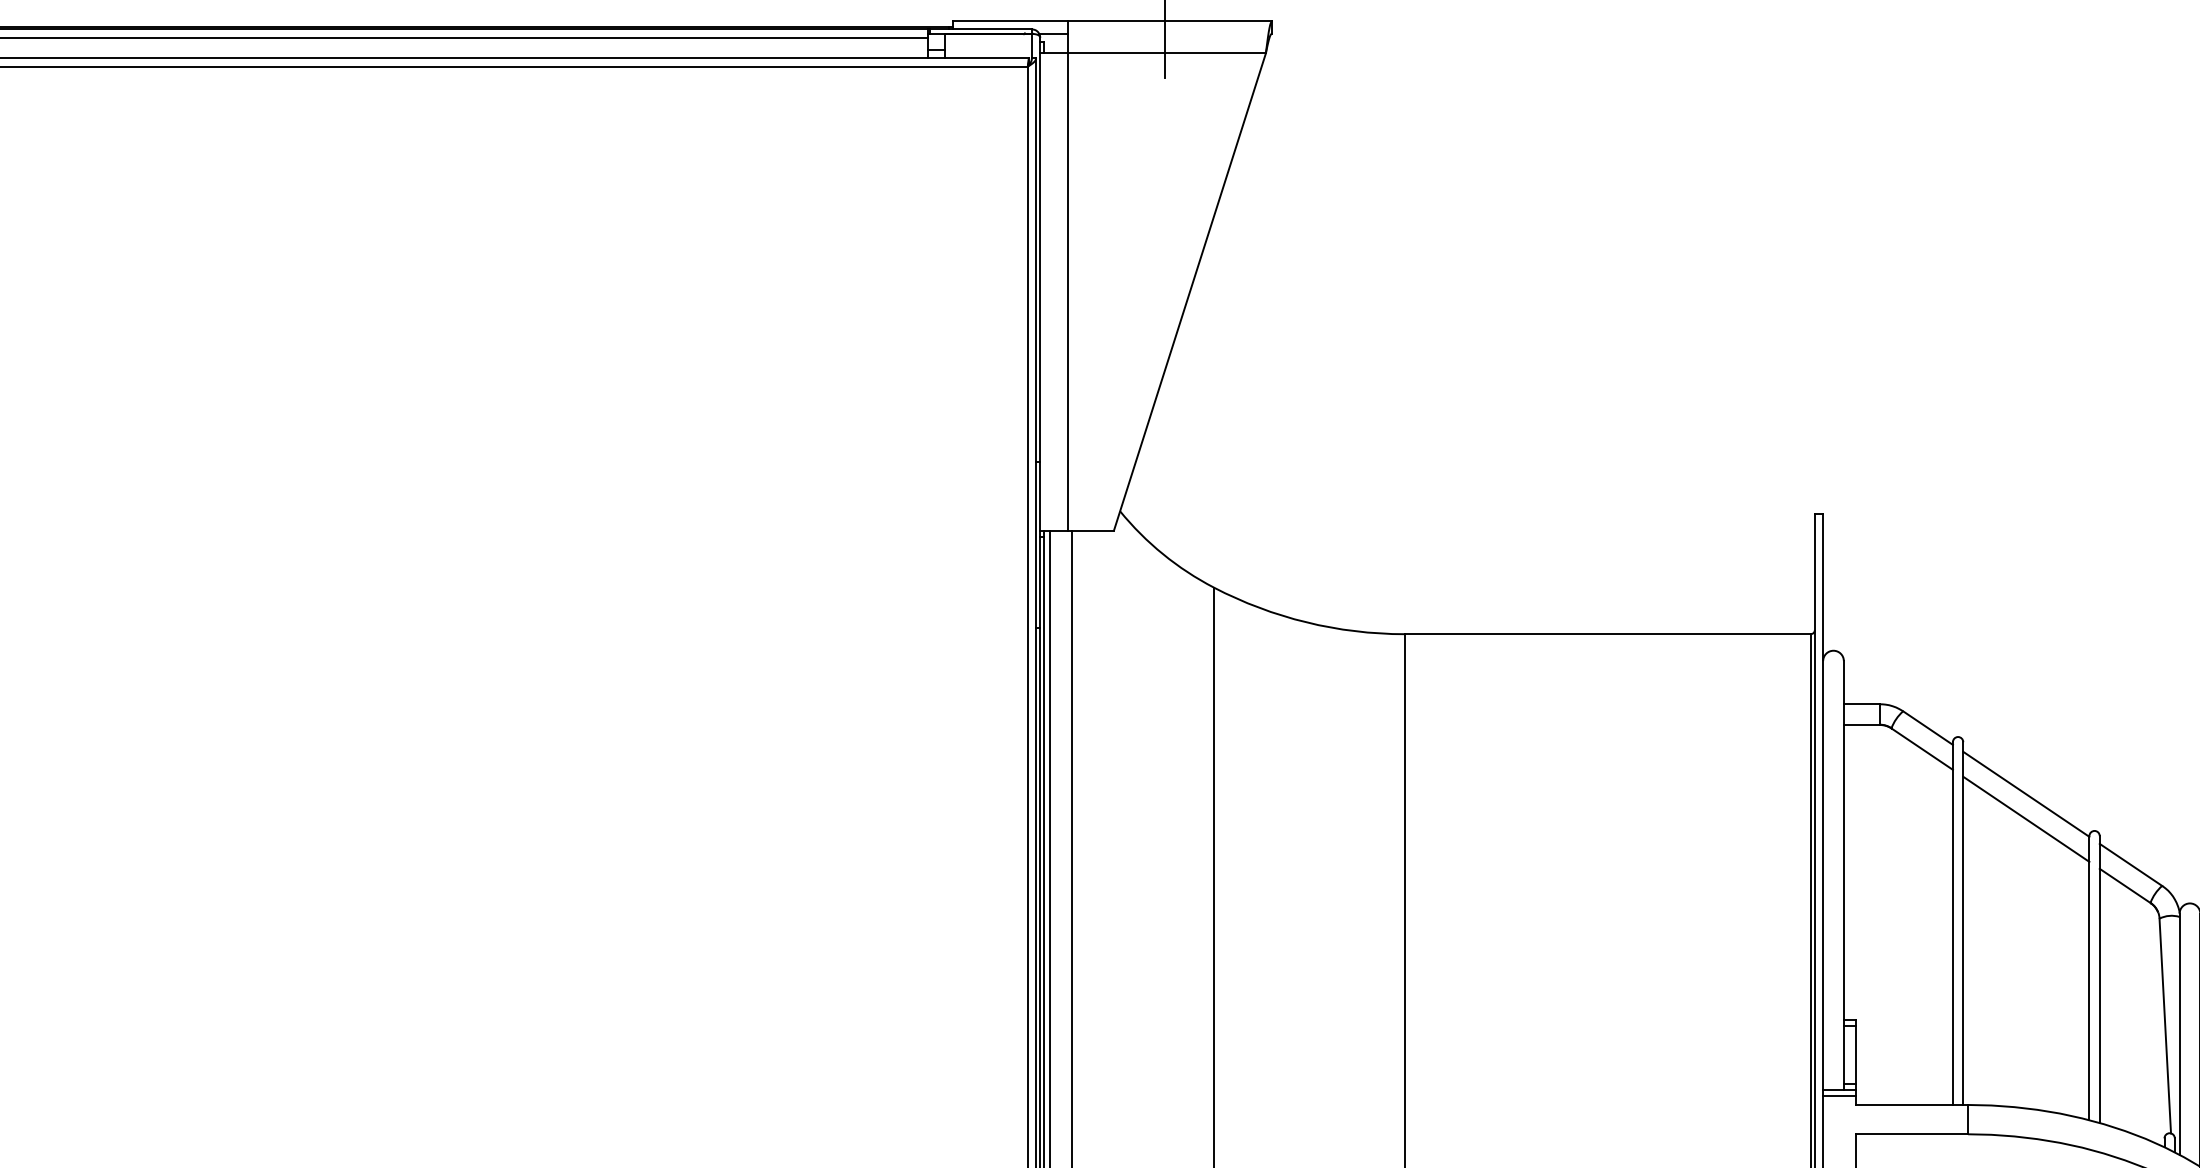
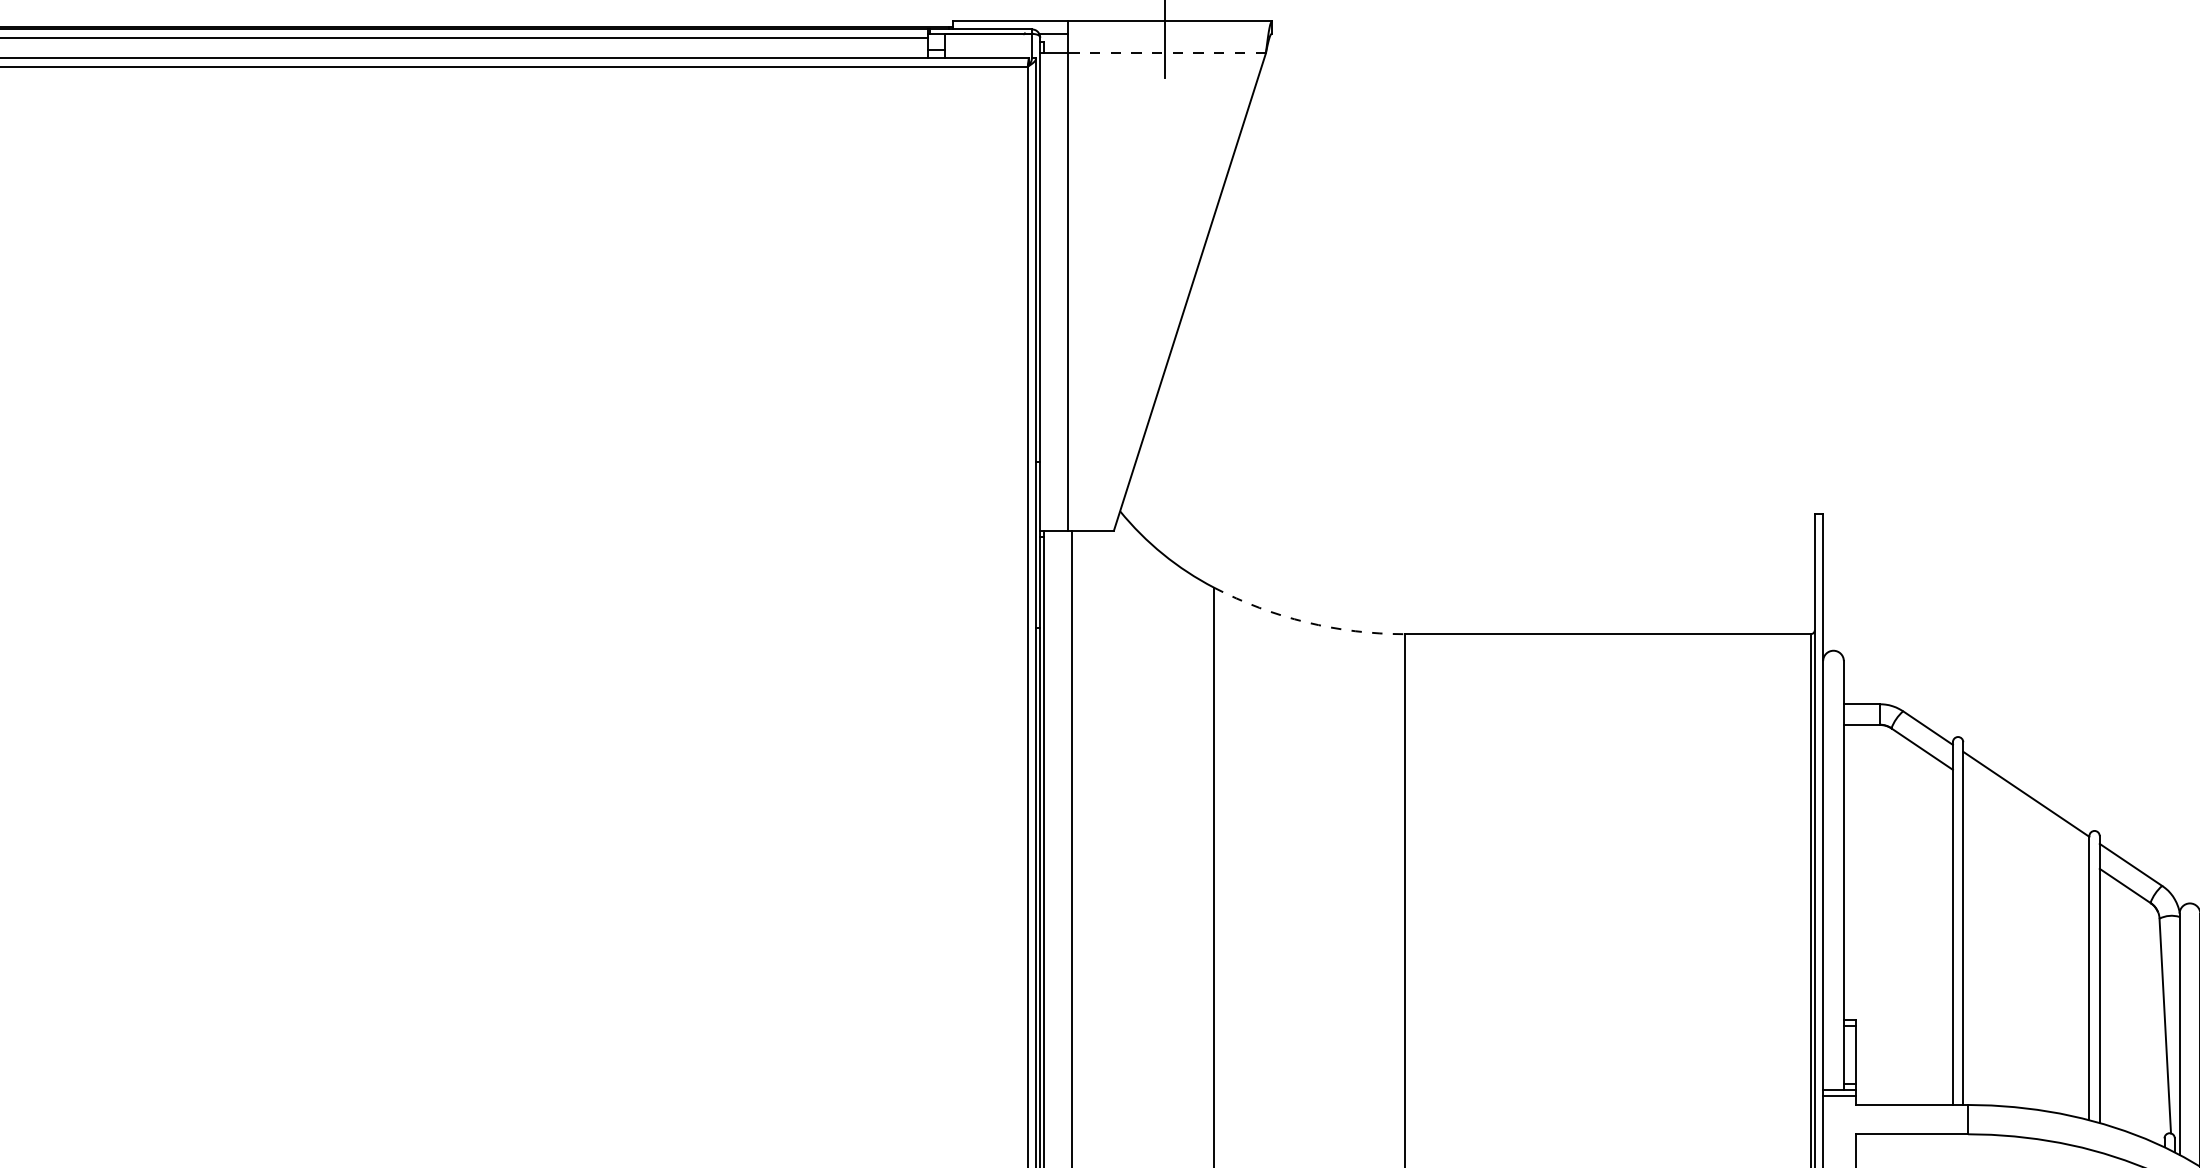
line: solid -> dashed (1167, 53)
arc: solid -> dashed (1306, 622)
line: present -> none (2026, 818)
line: present -> none (1049, 847)
